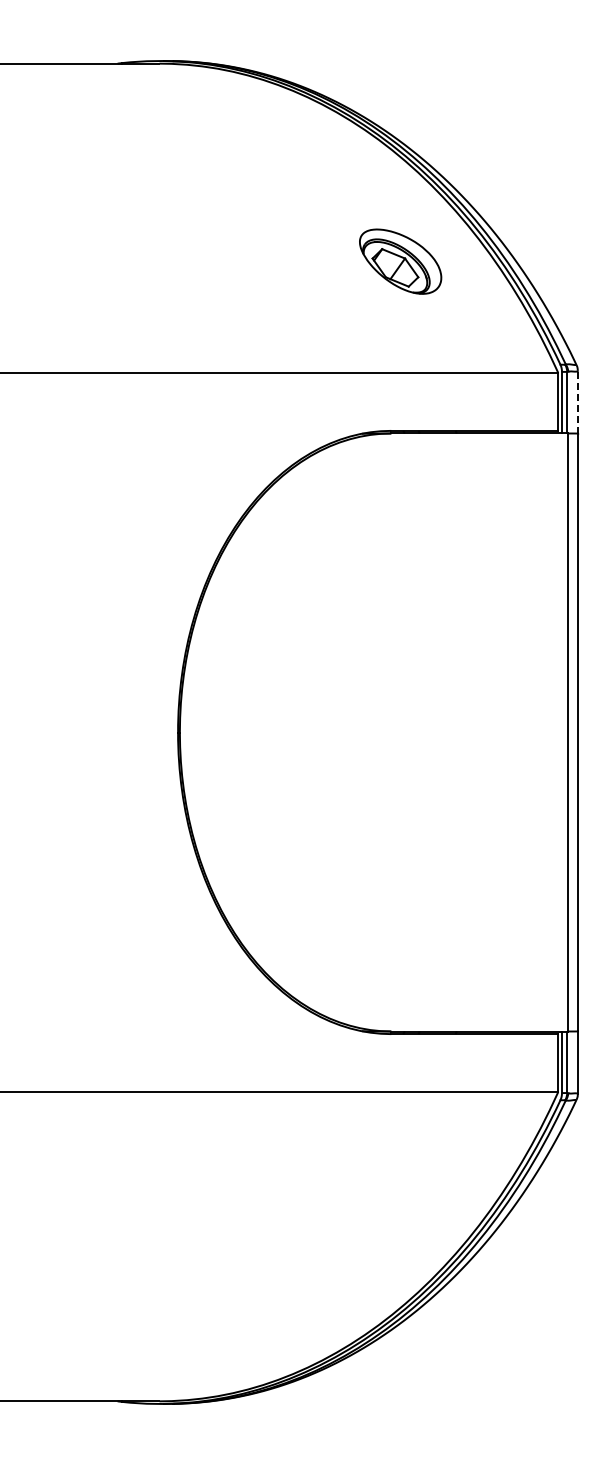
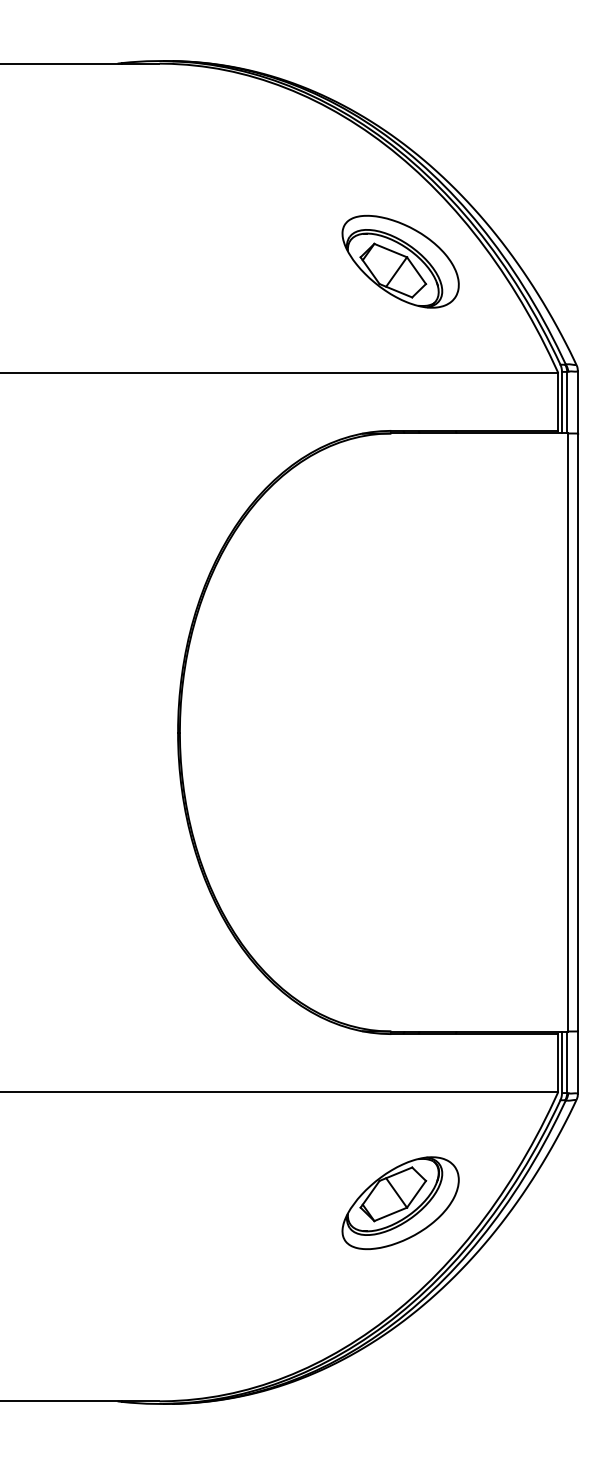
part size: 84x67 px -> 119x95 px (400, 261)
line: dashed -> solid (577, 401)
part: none -> present (400, 1203)
